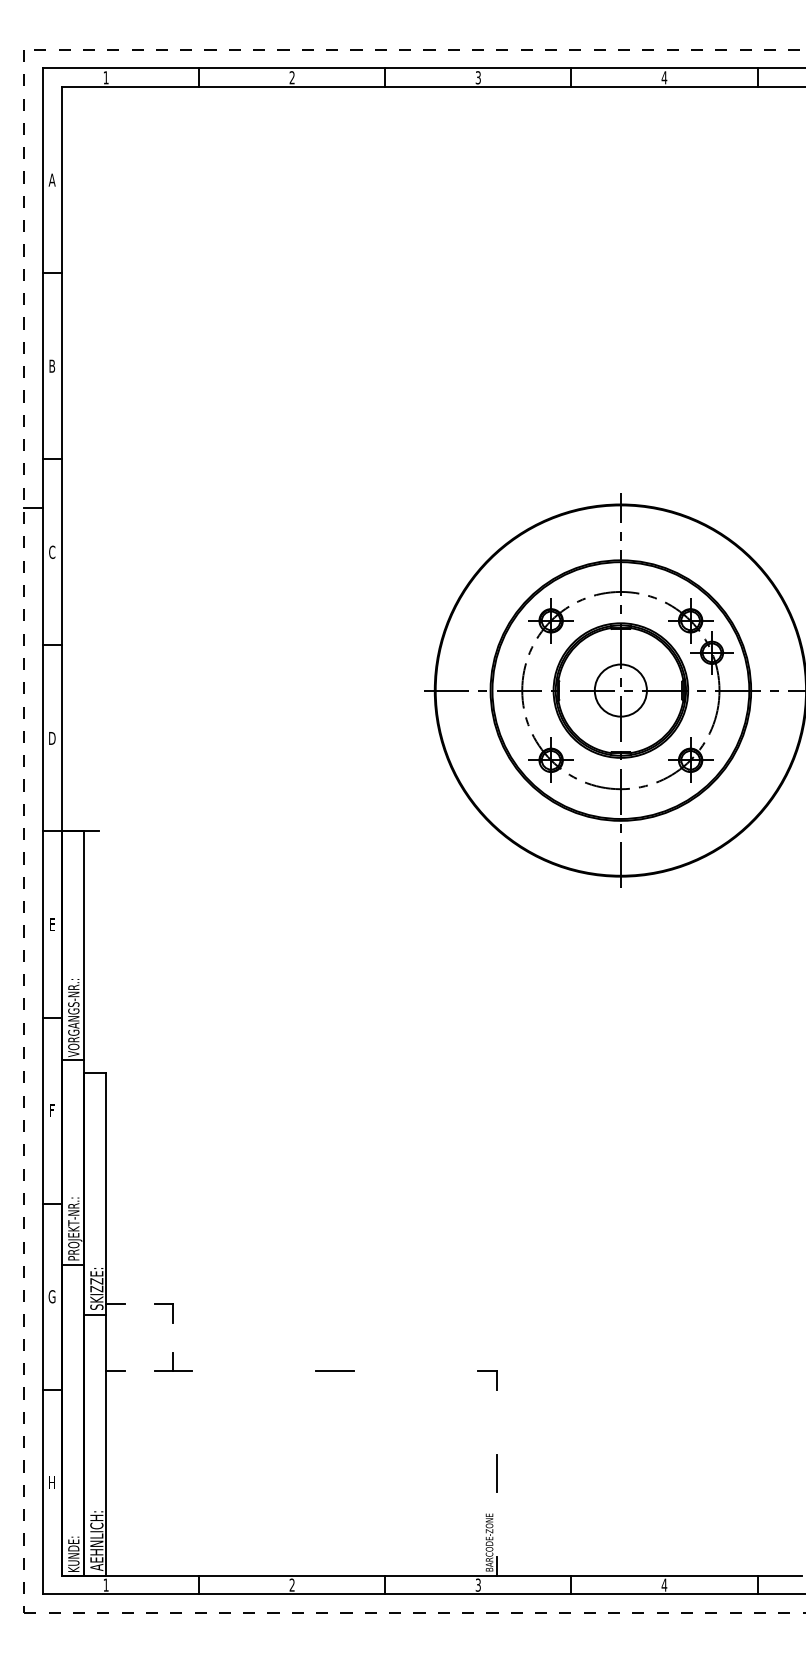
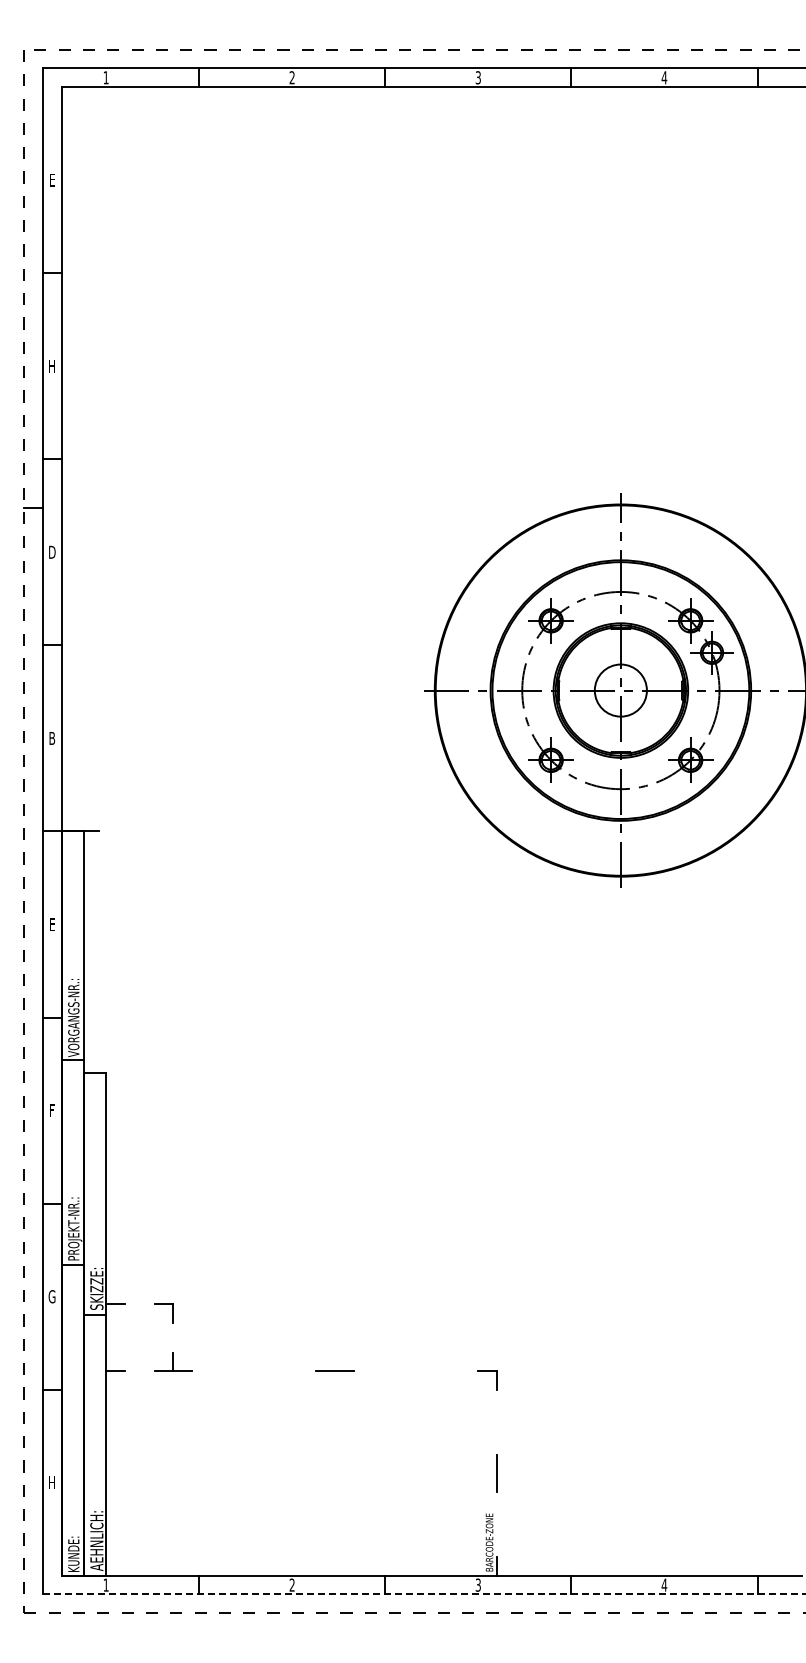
text: A -> E (51, 179)
text: B -> H (52, 365)
text: C -> D (52, 551)
text: D -> B (52, 738)
line: solid -> dashed (424, 1594)
